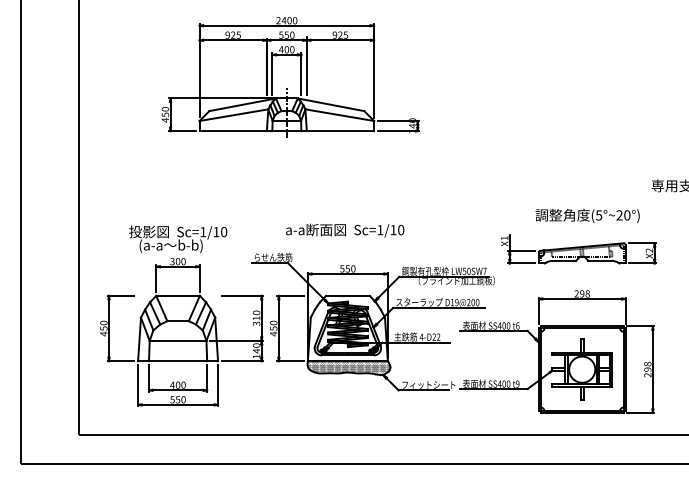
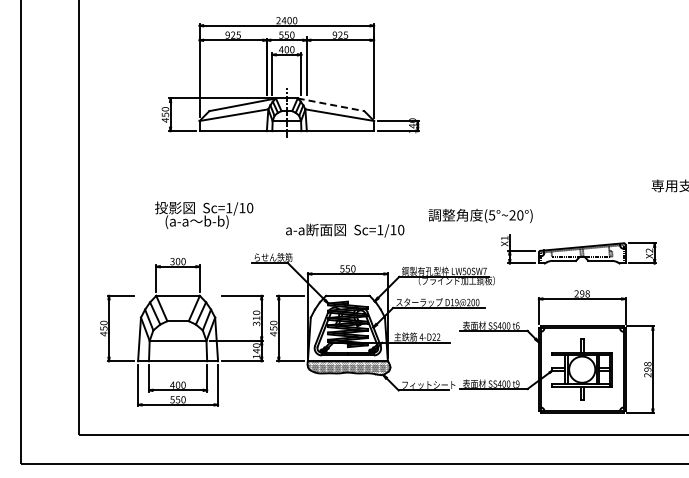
line: solid -> dashed (331, 104)
text position: (587, 215) -> (480, 215) (480, 215)
text position: (178, 238) -> (204, 214) (204, 214)
